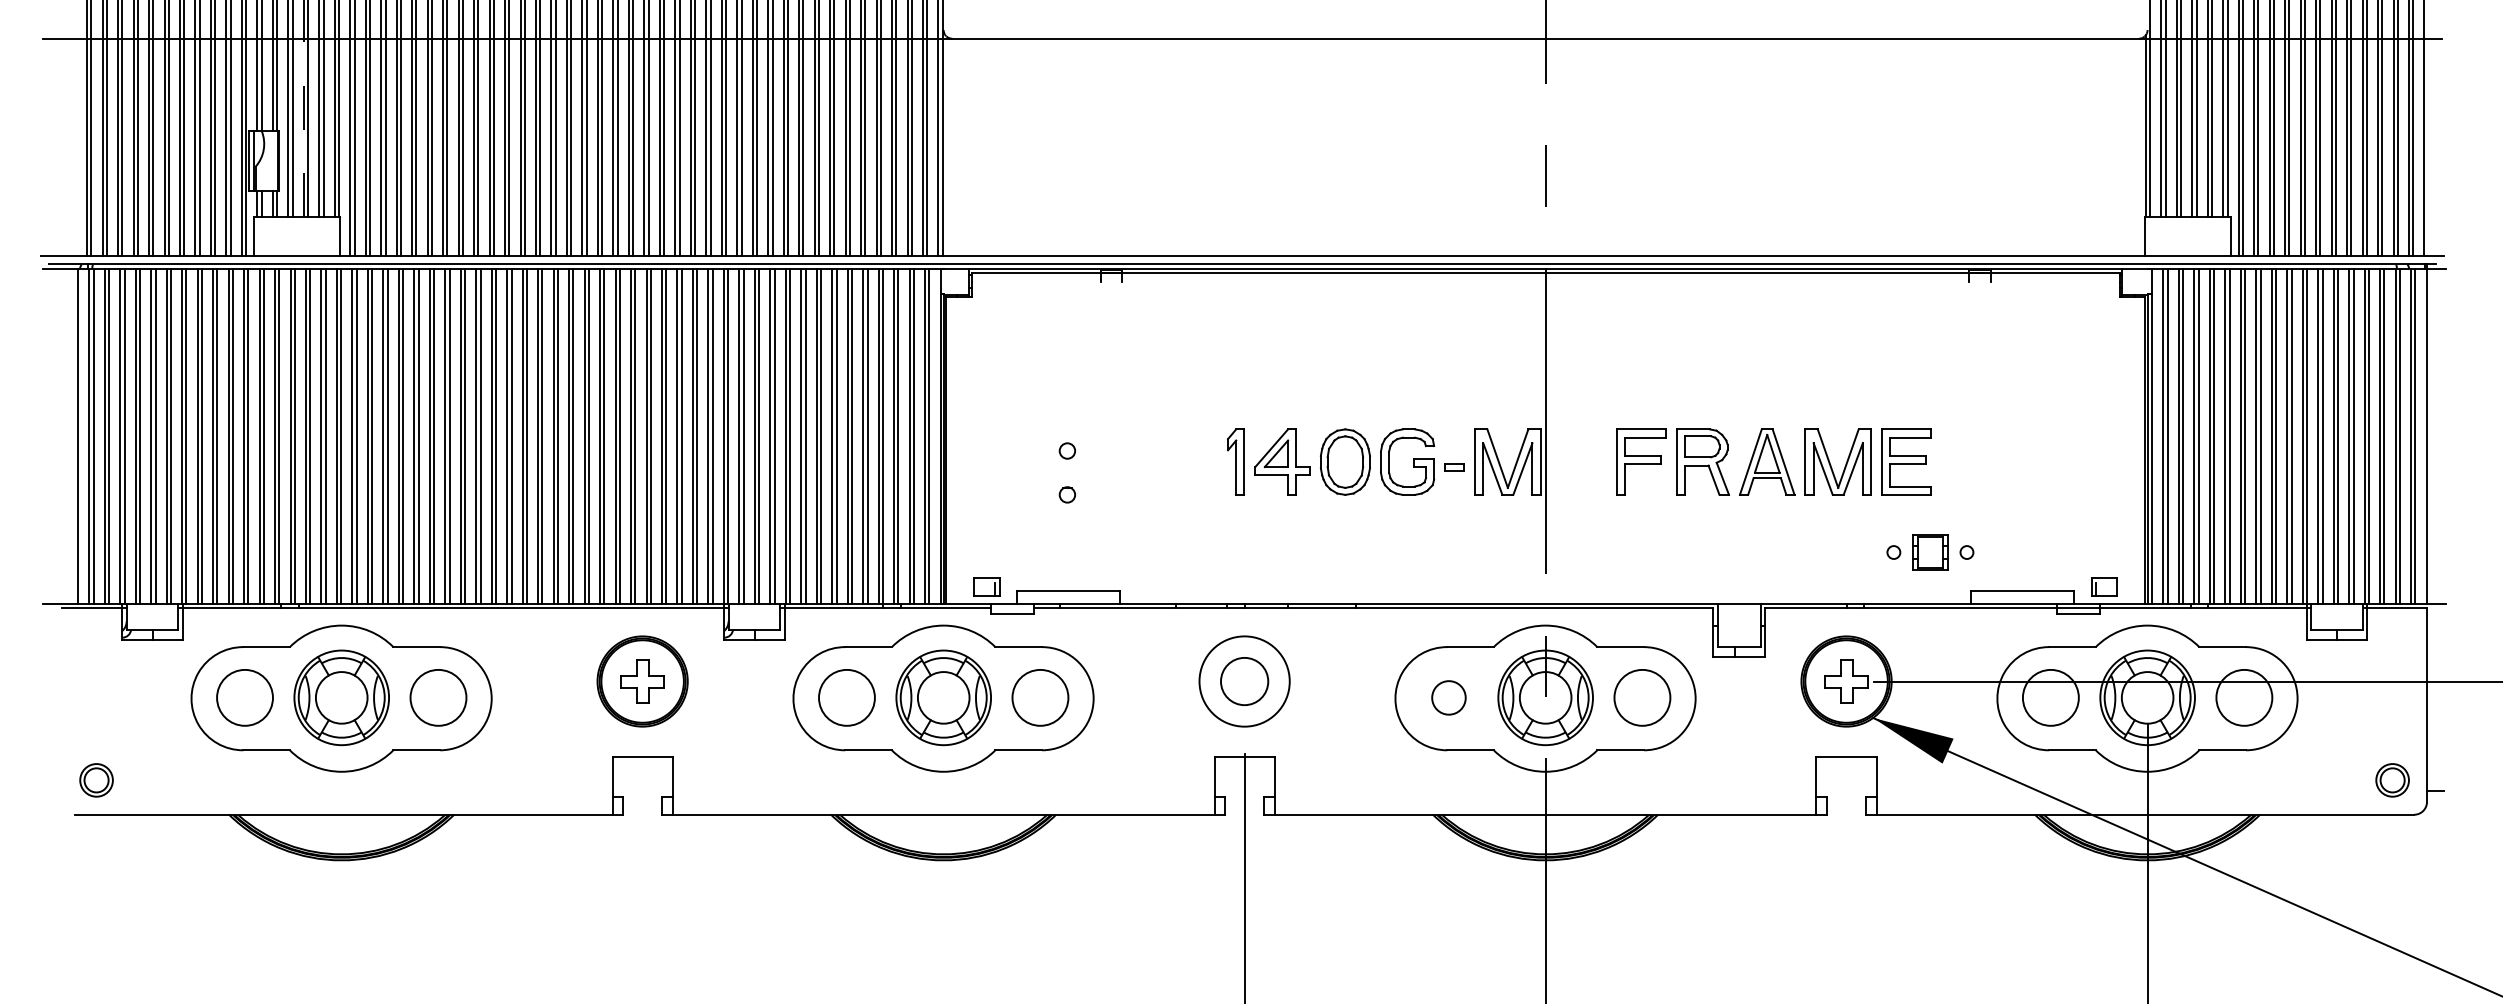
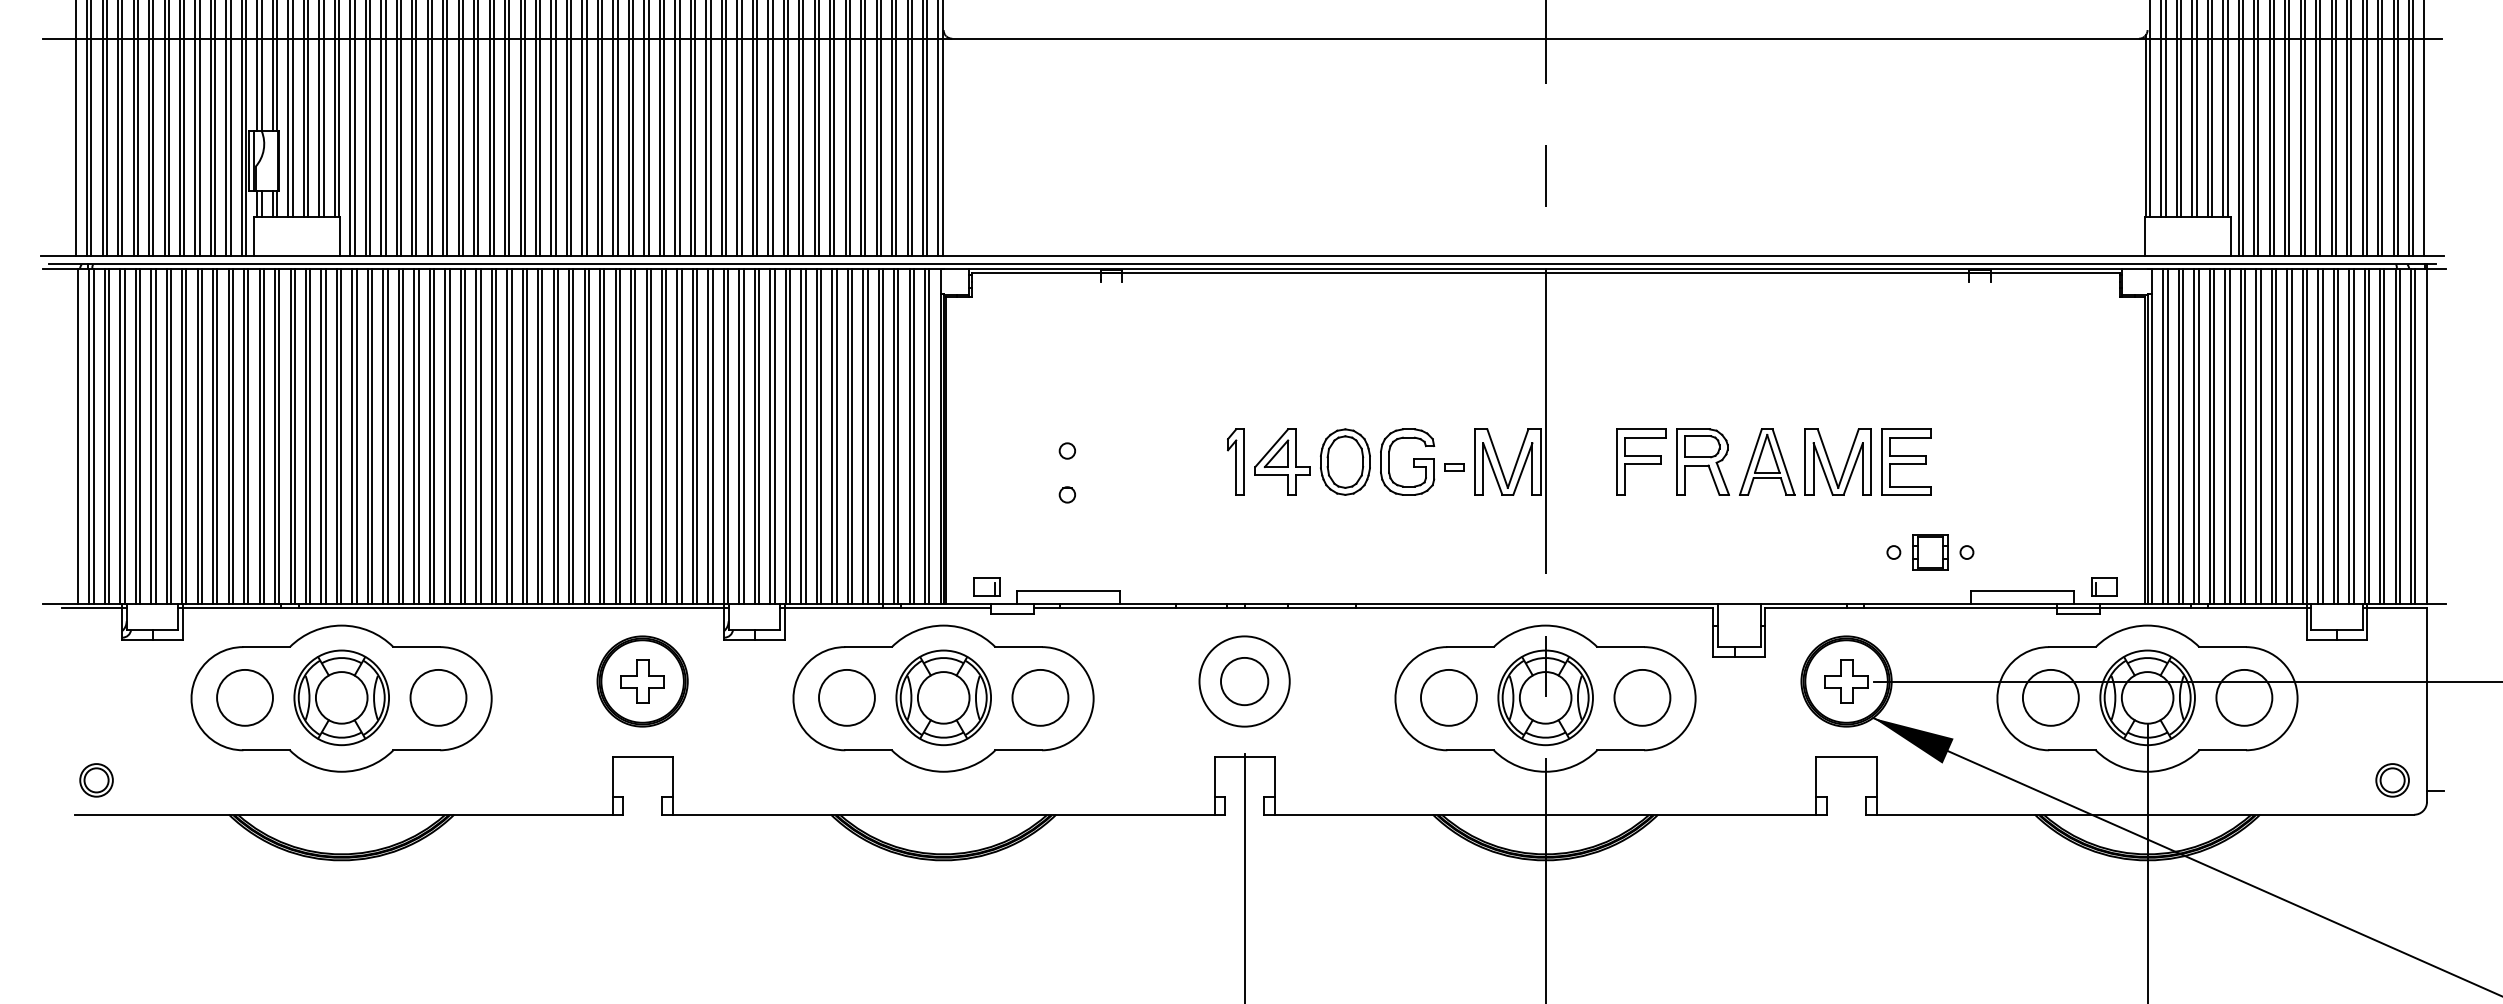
line: dashed -> solid (303, 108)
line: none -> present (75, 128)
circle size: 36x36 px -> 58x58 px (1448, 697)
